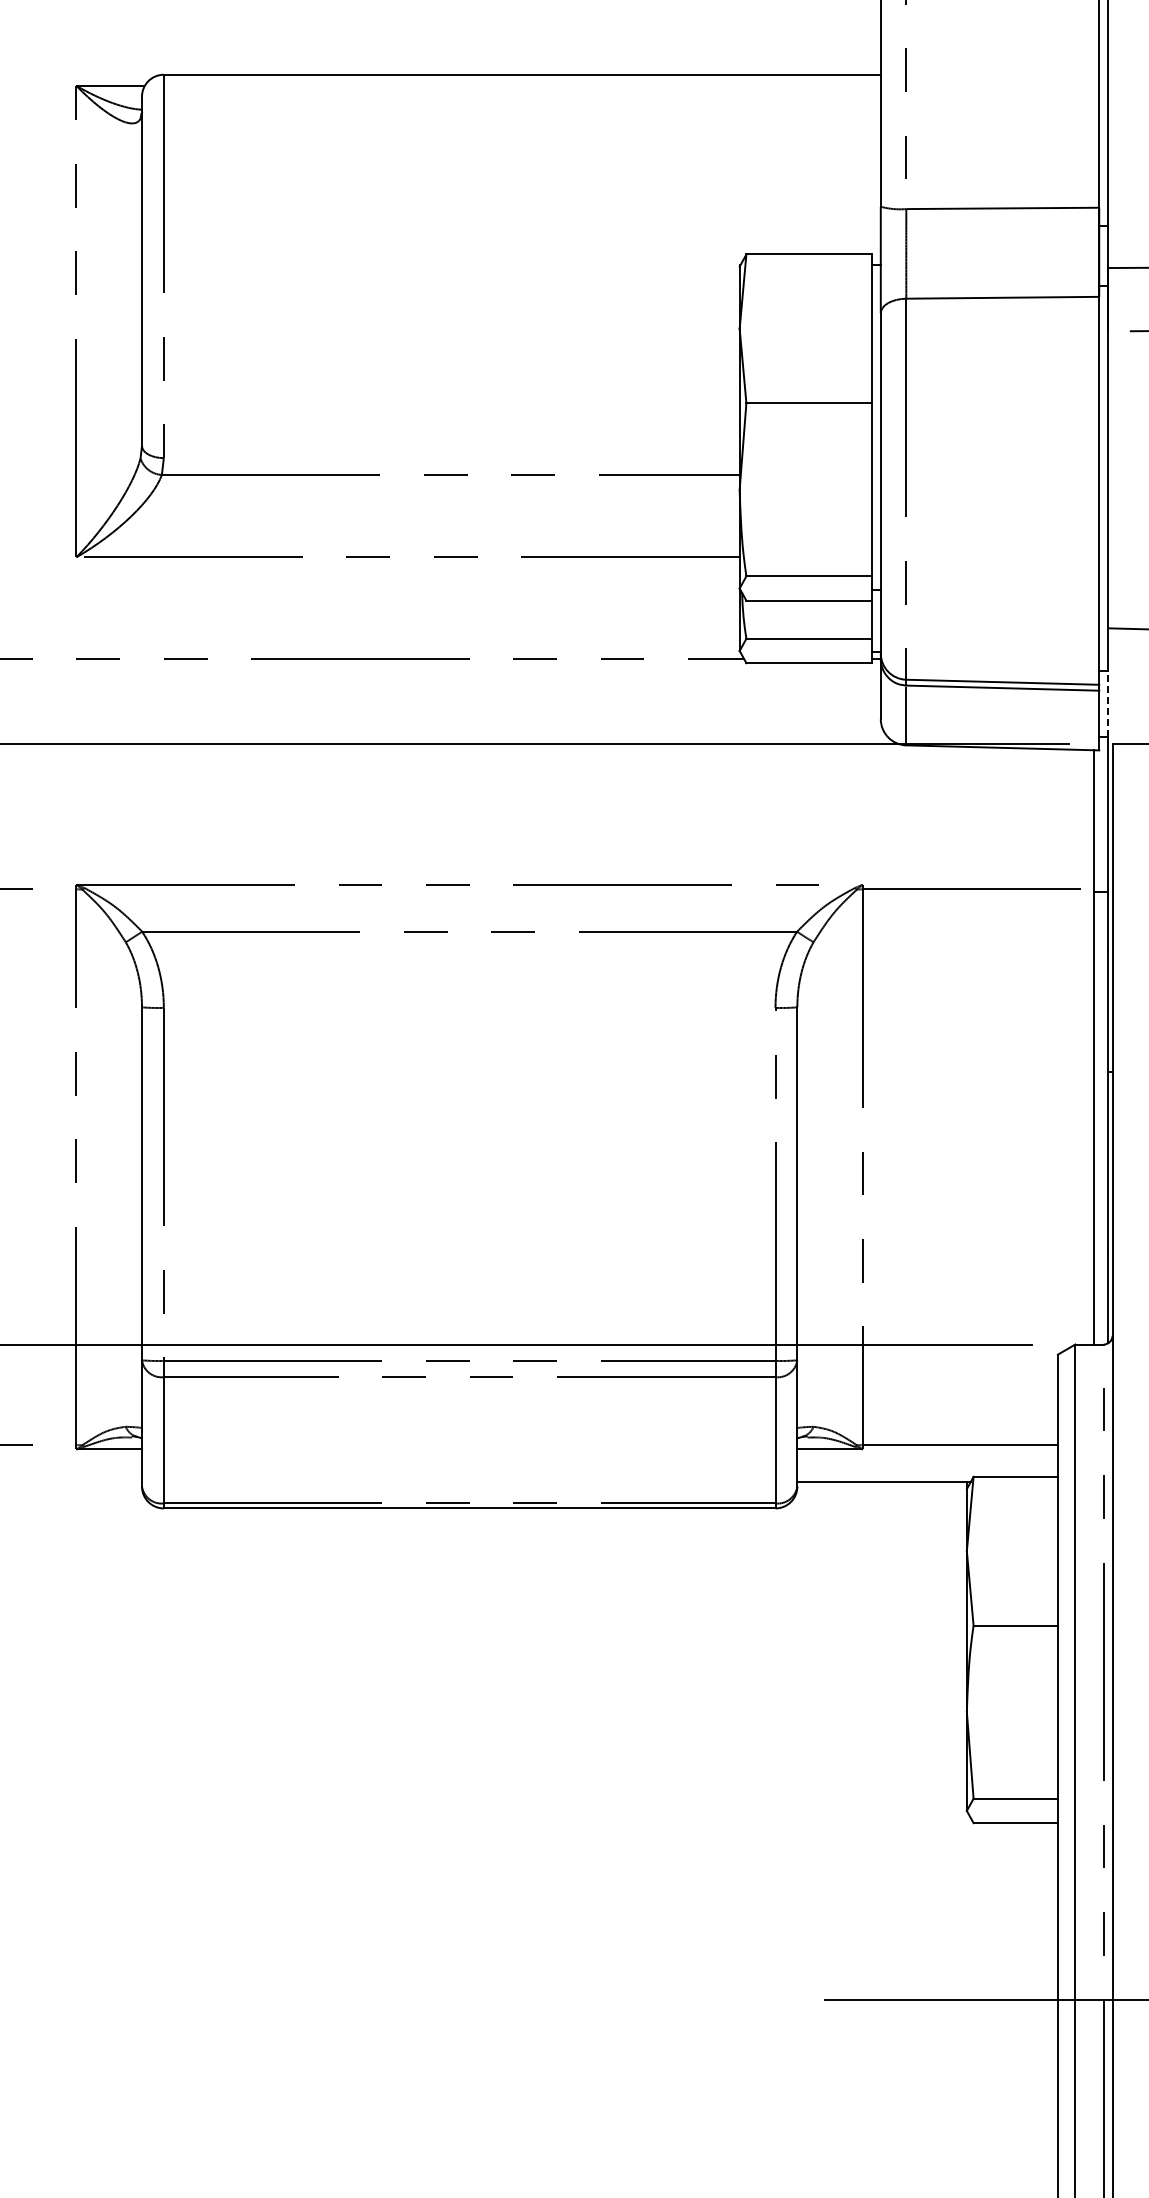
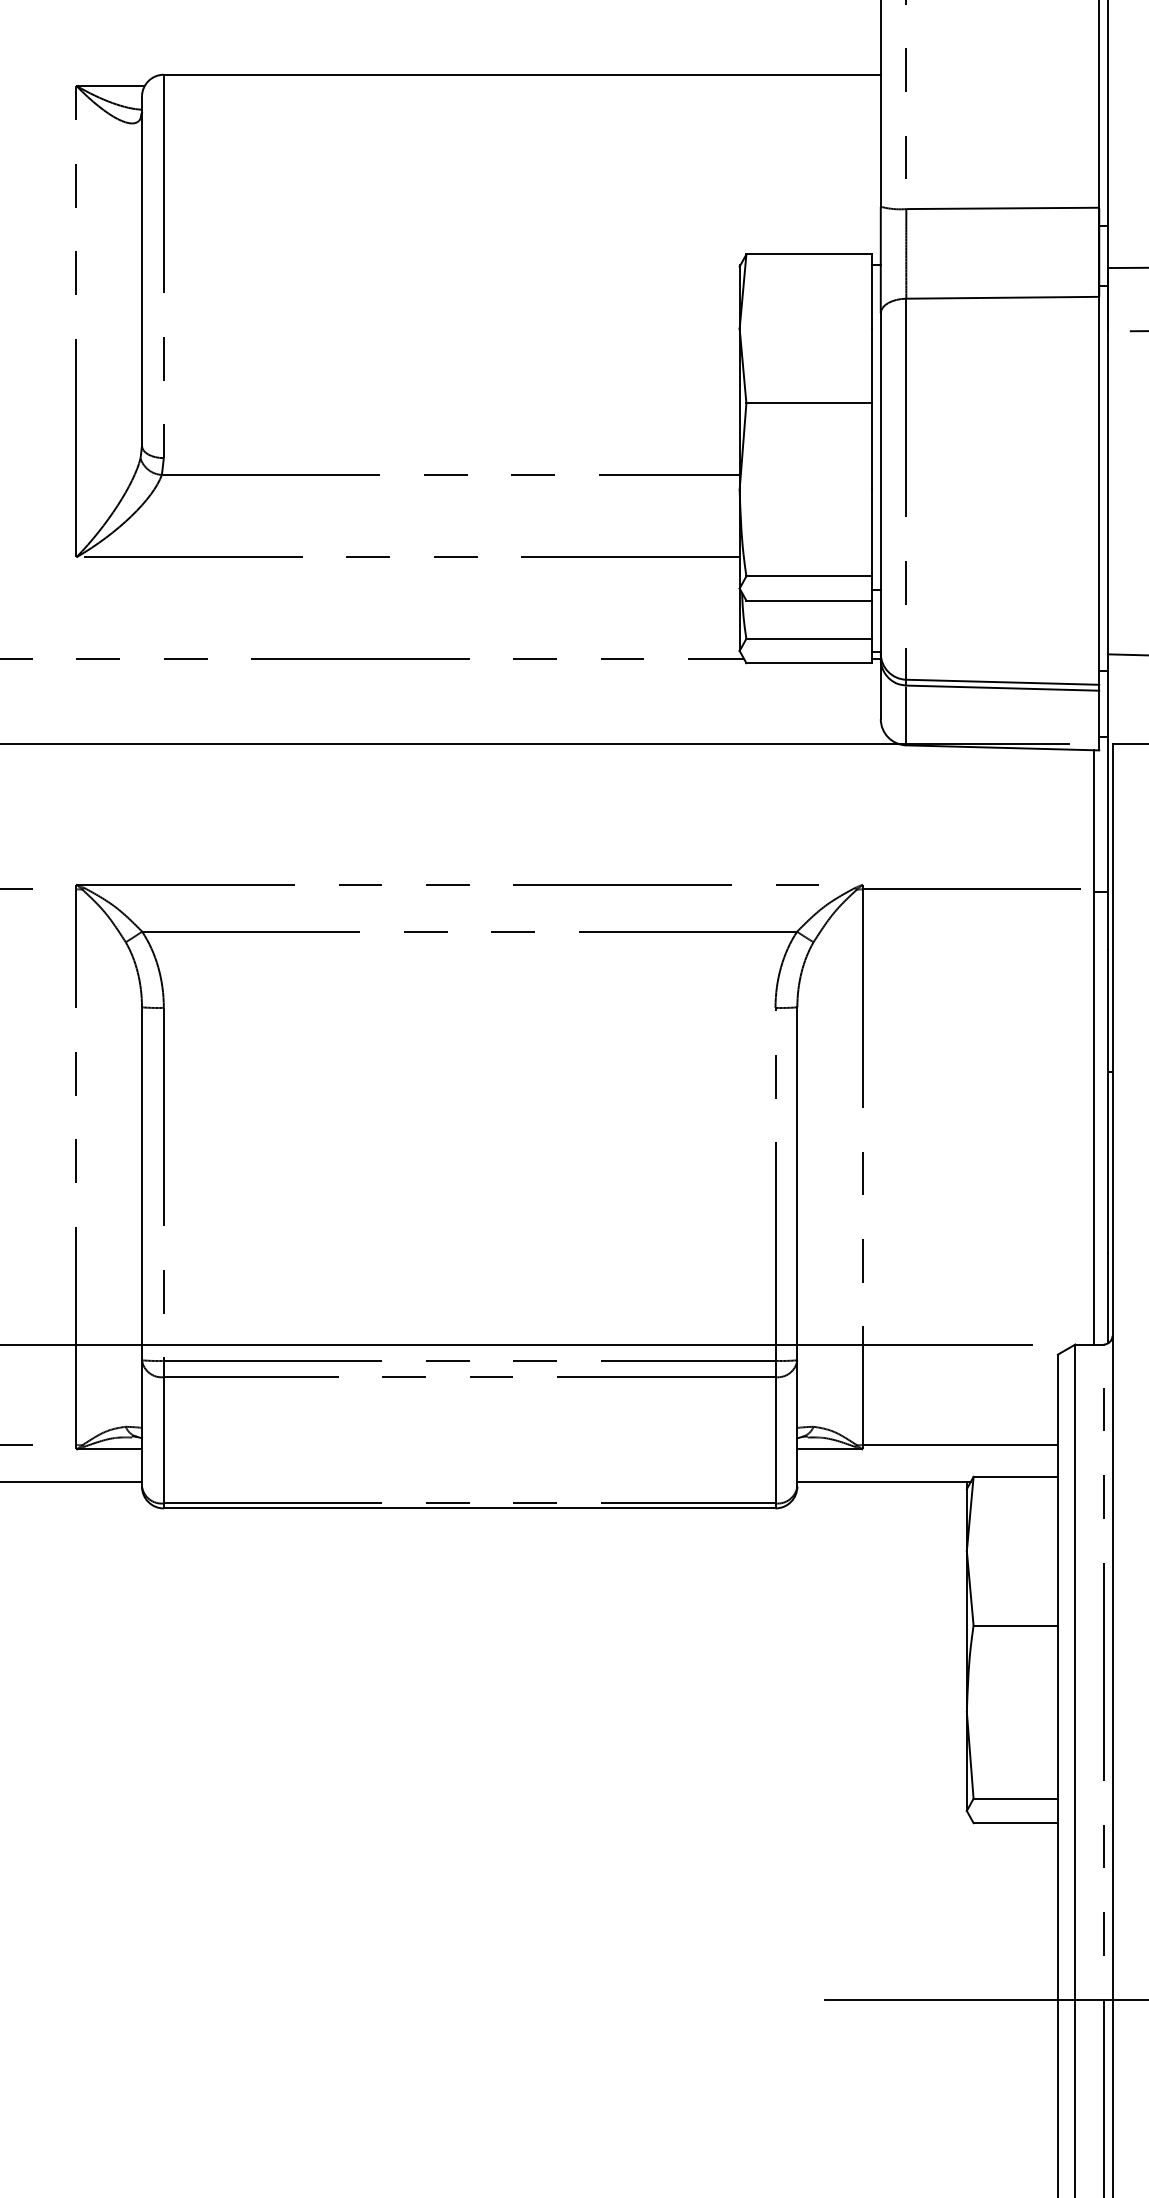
line position: (1126, 628) -> (1126, 654) (1126, 654)
line: dashed -> solid (1107, 703)
line: none -> present (72, 1482)
